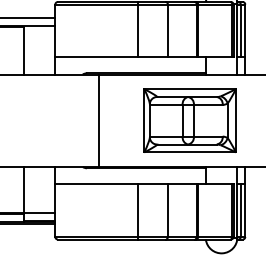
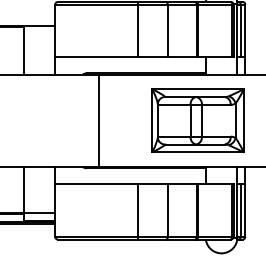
line: present -> none (28, 17)
part position: (189, 120) -> (197, 120) (197, 120)
